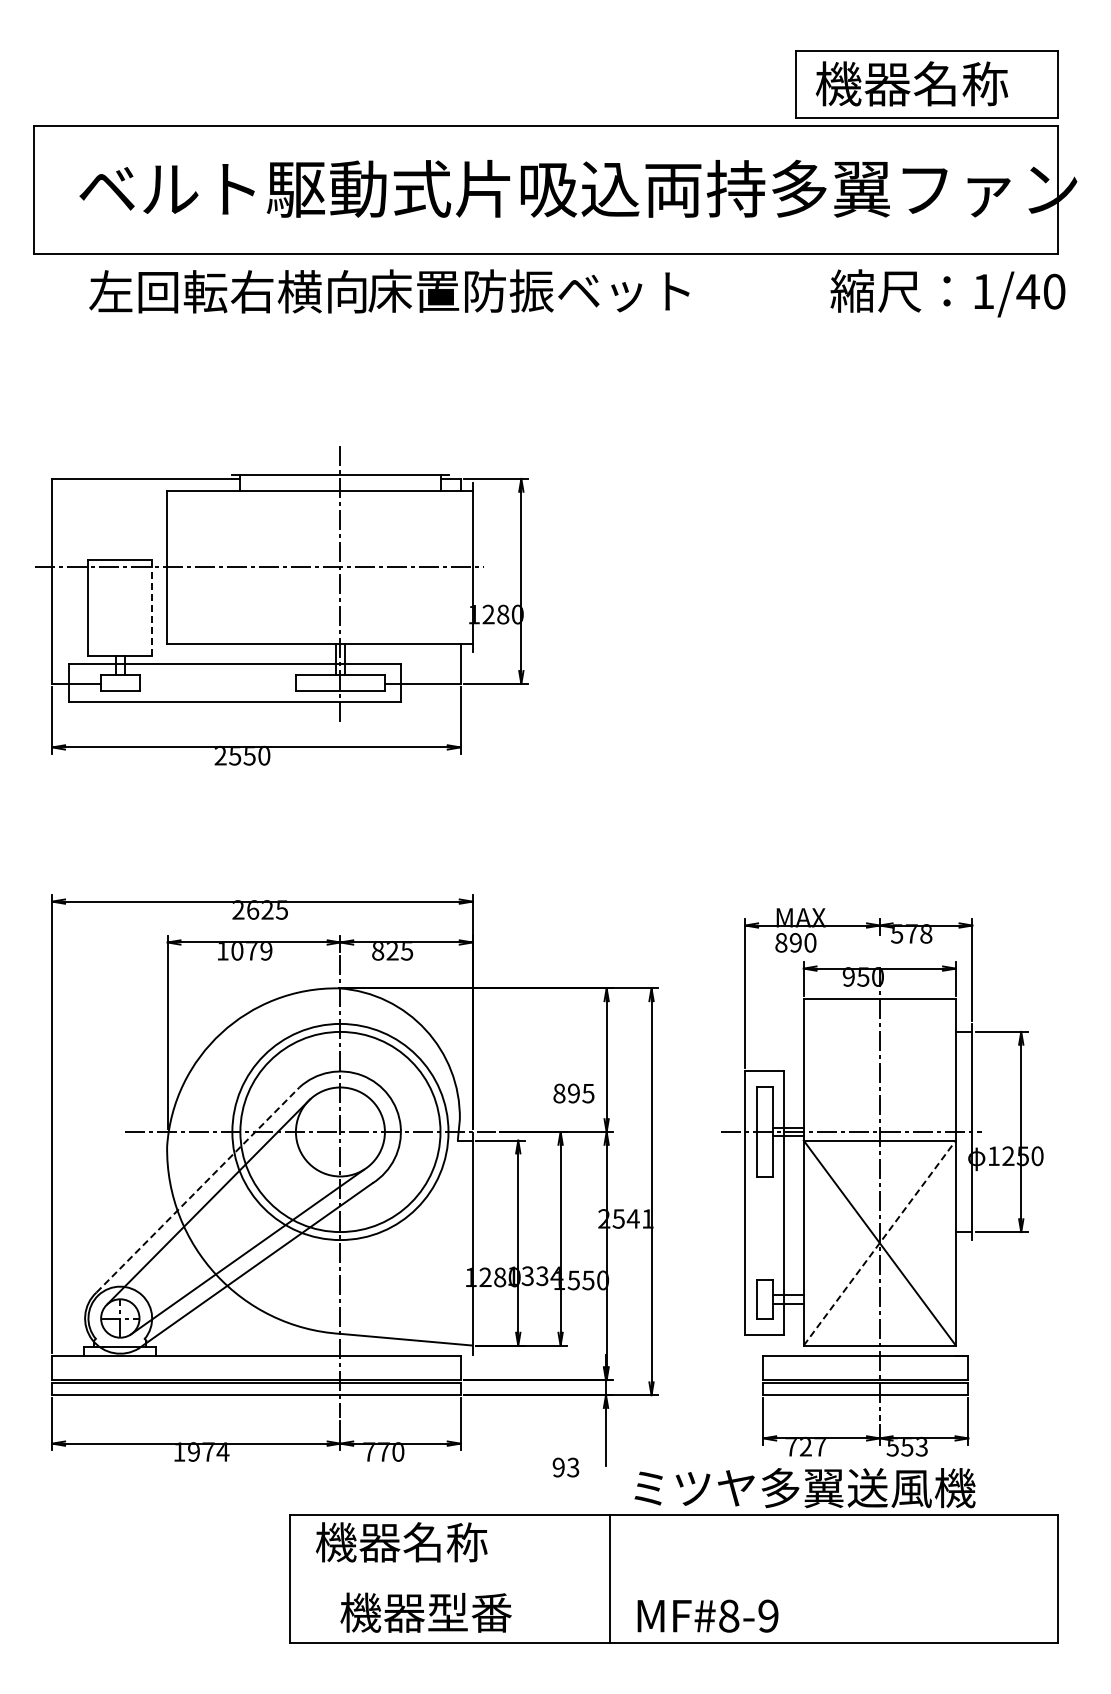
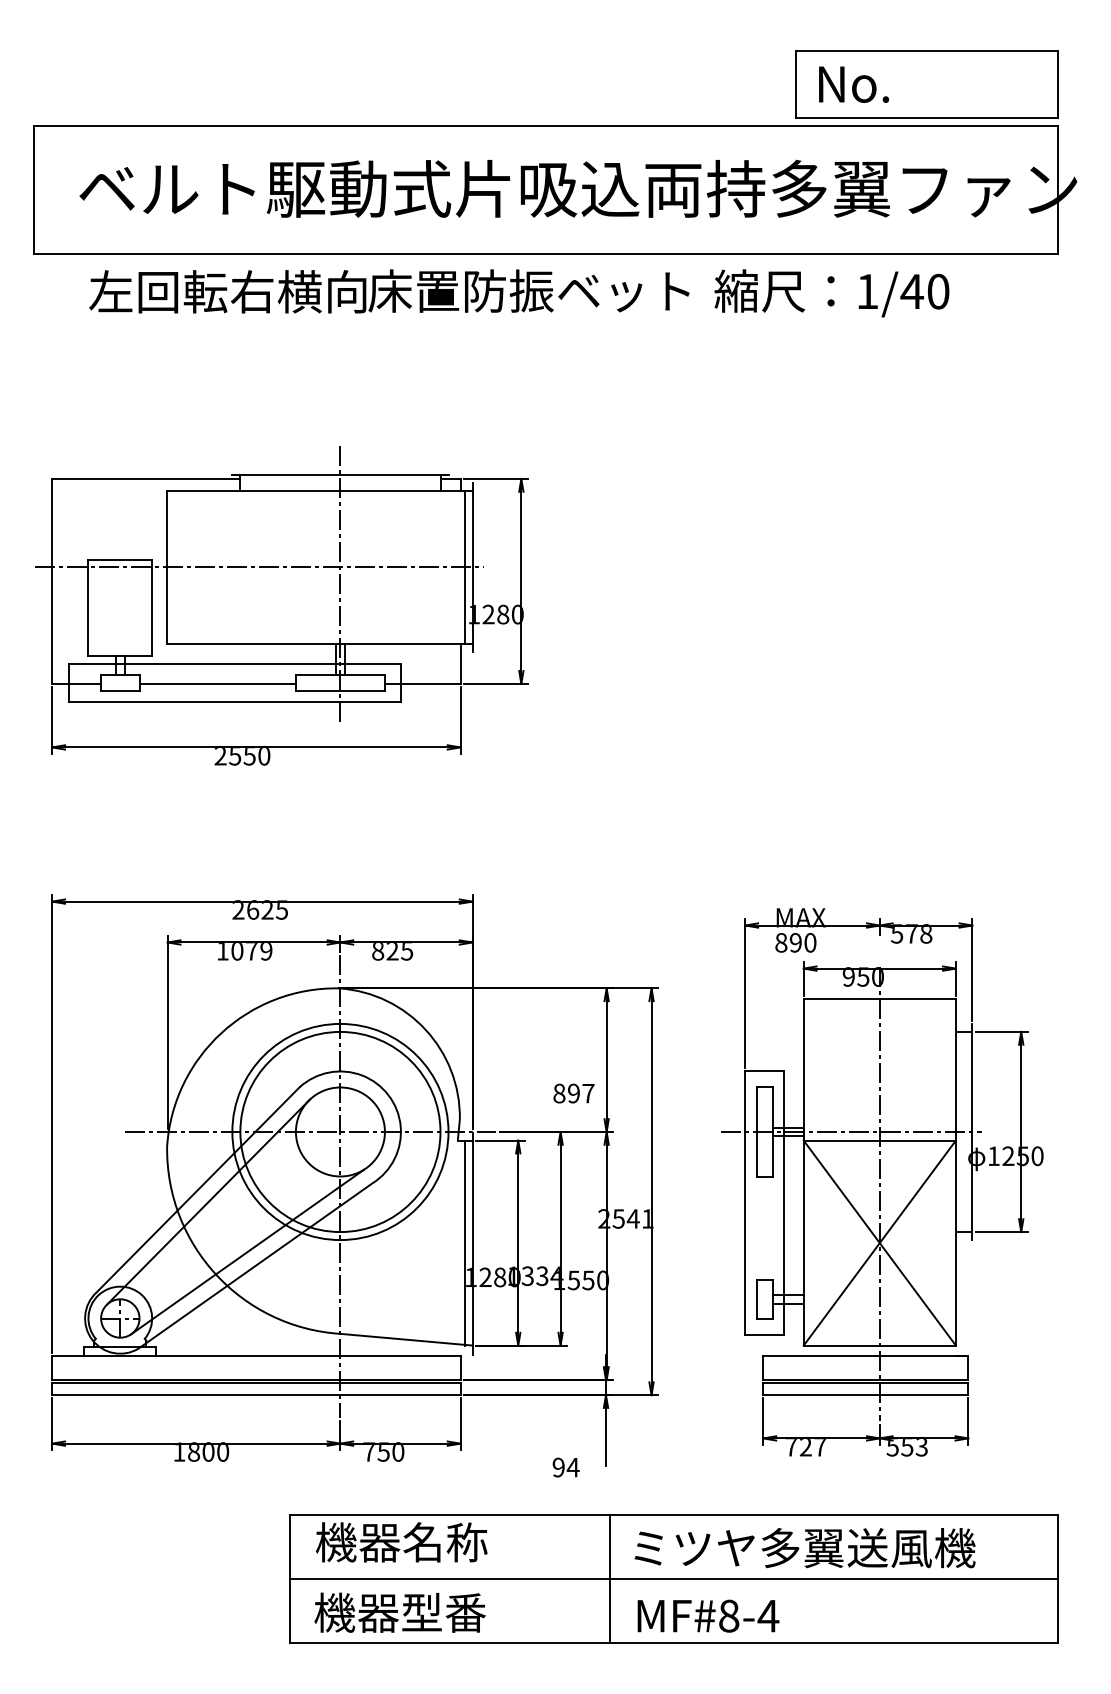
text: 機器名称 -> No. (911, 83)
text position: (947, 293) -> (831, 293) (831, 293)
line: none -> present (464, 567)
line: dashed -> solid (152, 608)
line: none -> present (217, 683)
text: 895 -> 897 (588, 1093)
line: dashed -> solid (198, 1189)
line: none -> present (464, 1242)
line: dashed -> solid (879, 1243)
text: 1974 -> 1800 (208, 1451)
text: 770 -> 750 (383, 1451)
text: 93 -> 94 (572, 1467)
text position: (804, 1488) -> (804, 1548) (804, 1548)
line: none -> present (673, 1579)
text position: (425, 1612) -> (399, 1612) (399, 1612)
text: MF#8-9 -> MF#8-4 (768, 1615)
